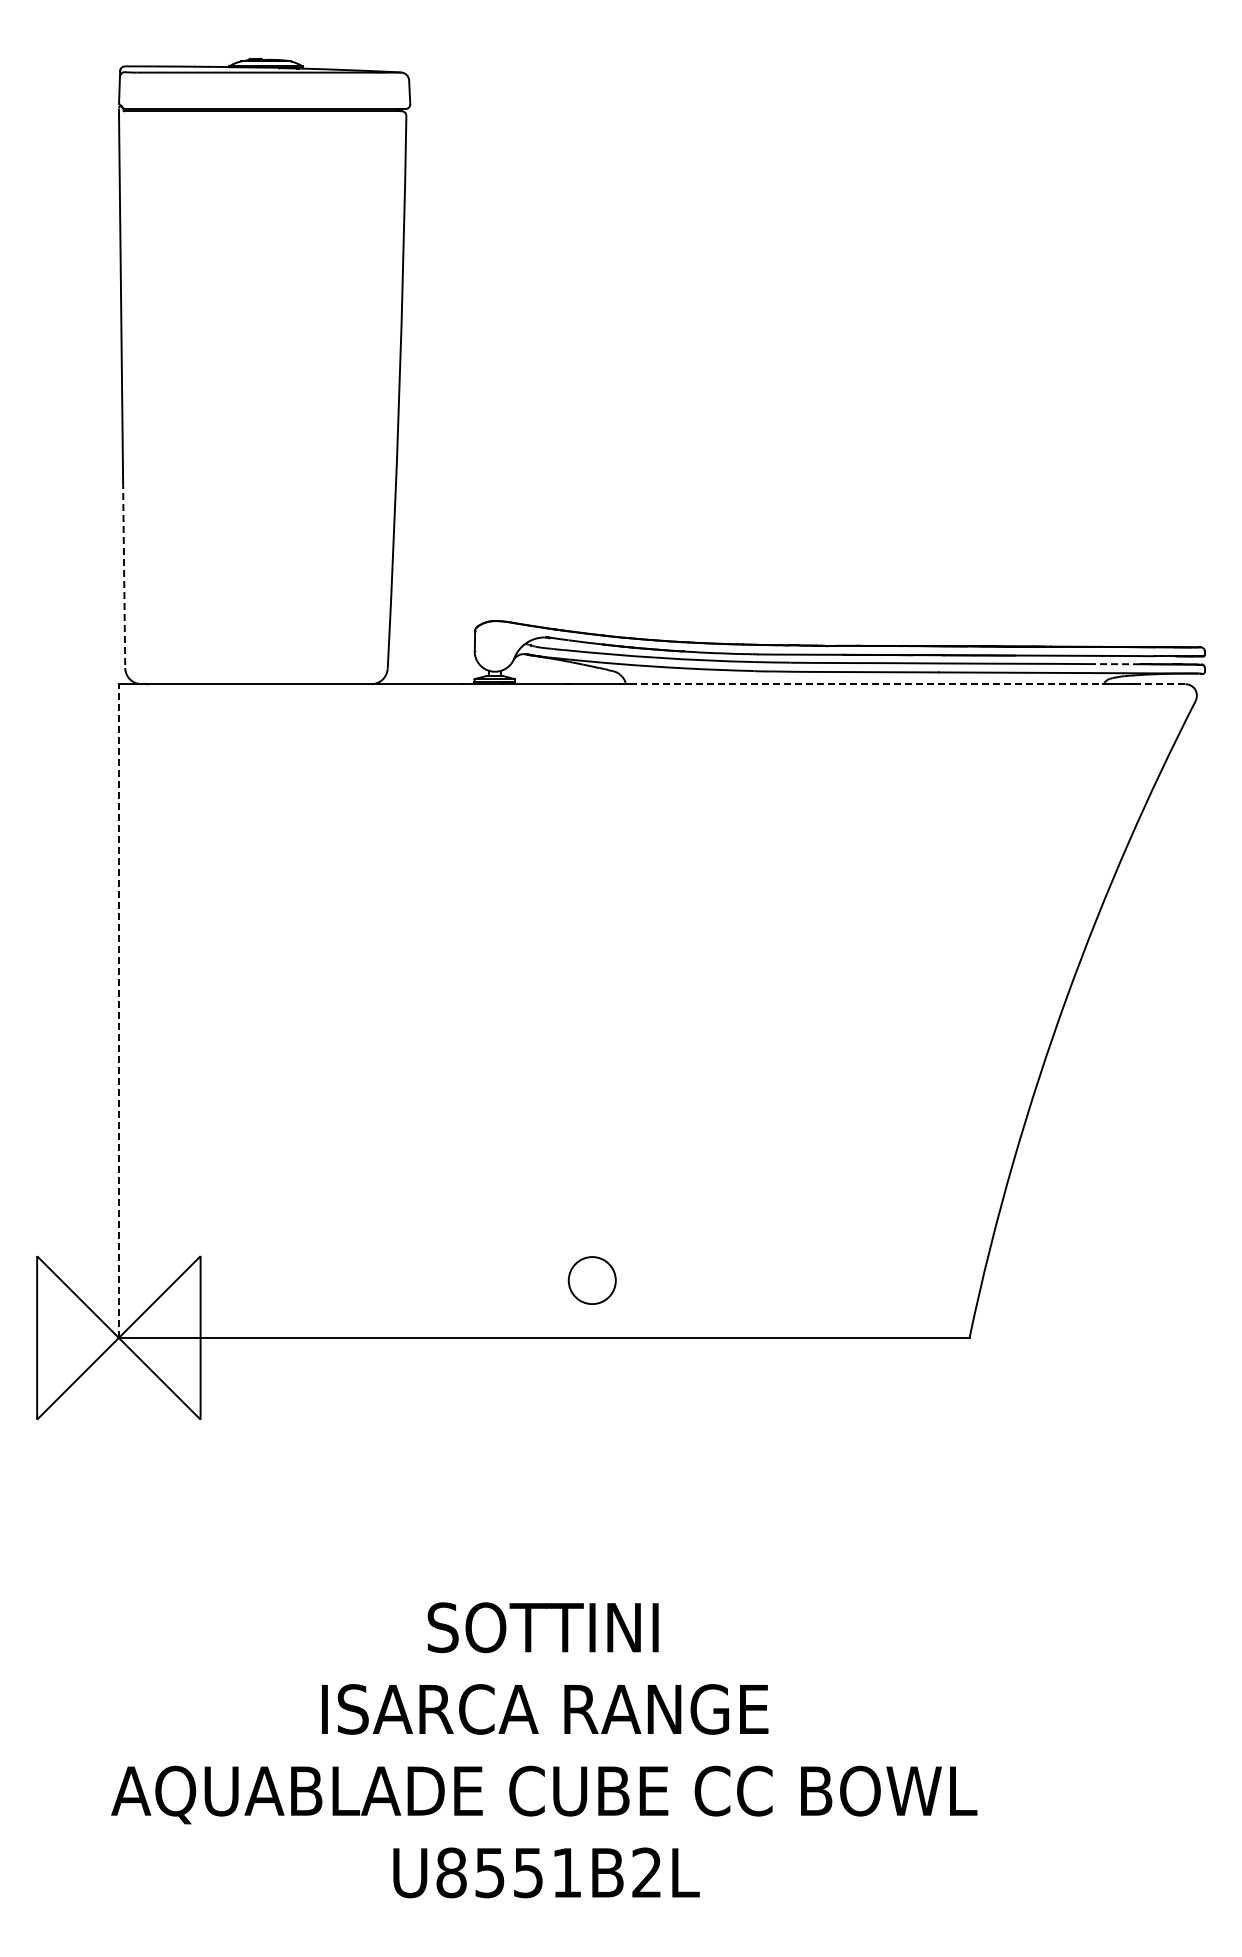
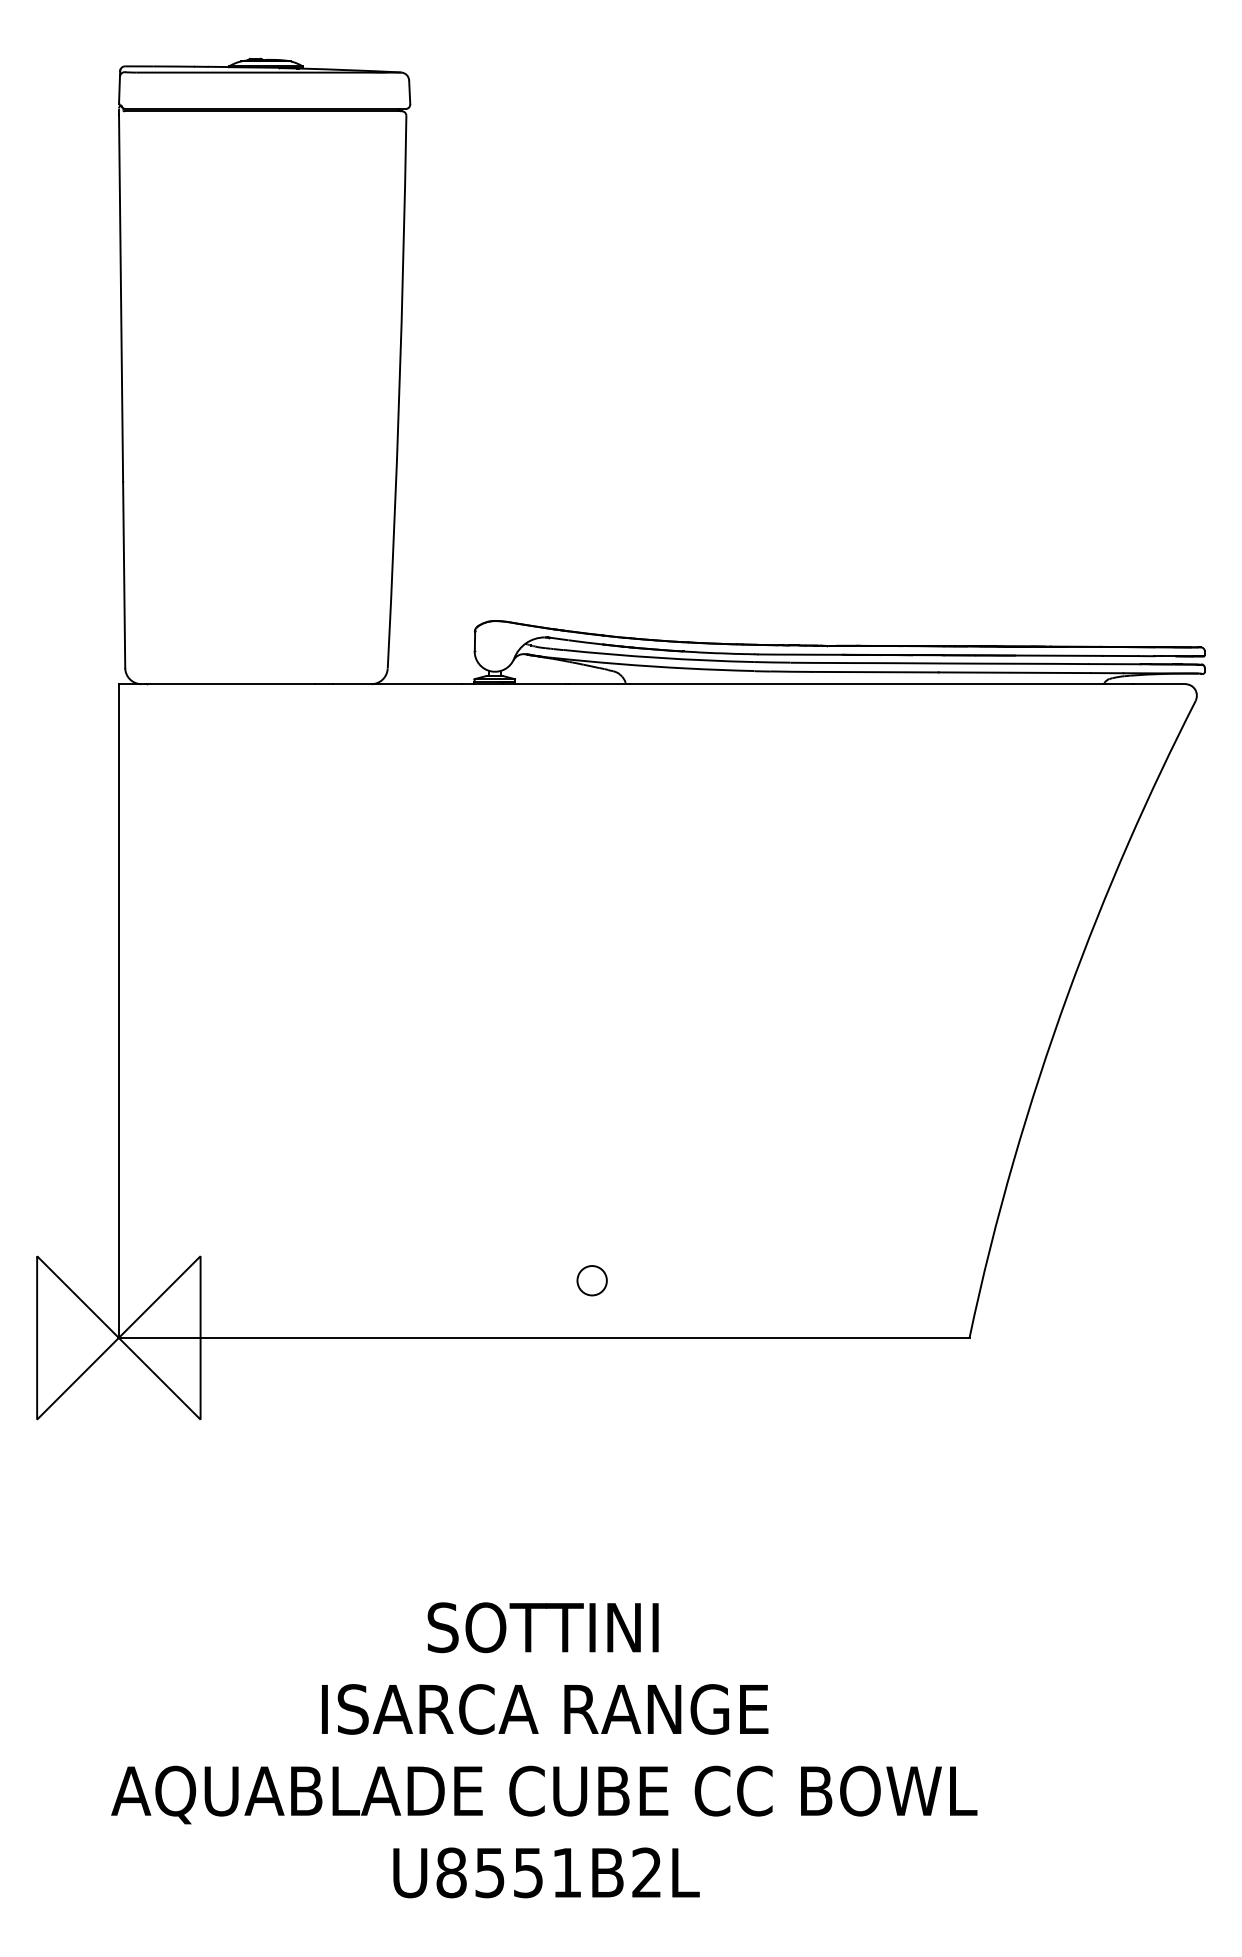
line: dashed -> solid (124, 575)
line: dashed -> solid (1114, 664)
line: dashed -> solid (866, 684)
line: dashed -> solid (1159, 684)
line: dashed -> solid (118, 1011)
circle size: 50x49 px -> 32x32 px (591, 1280)
